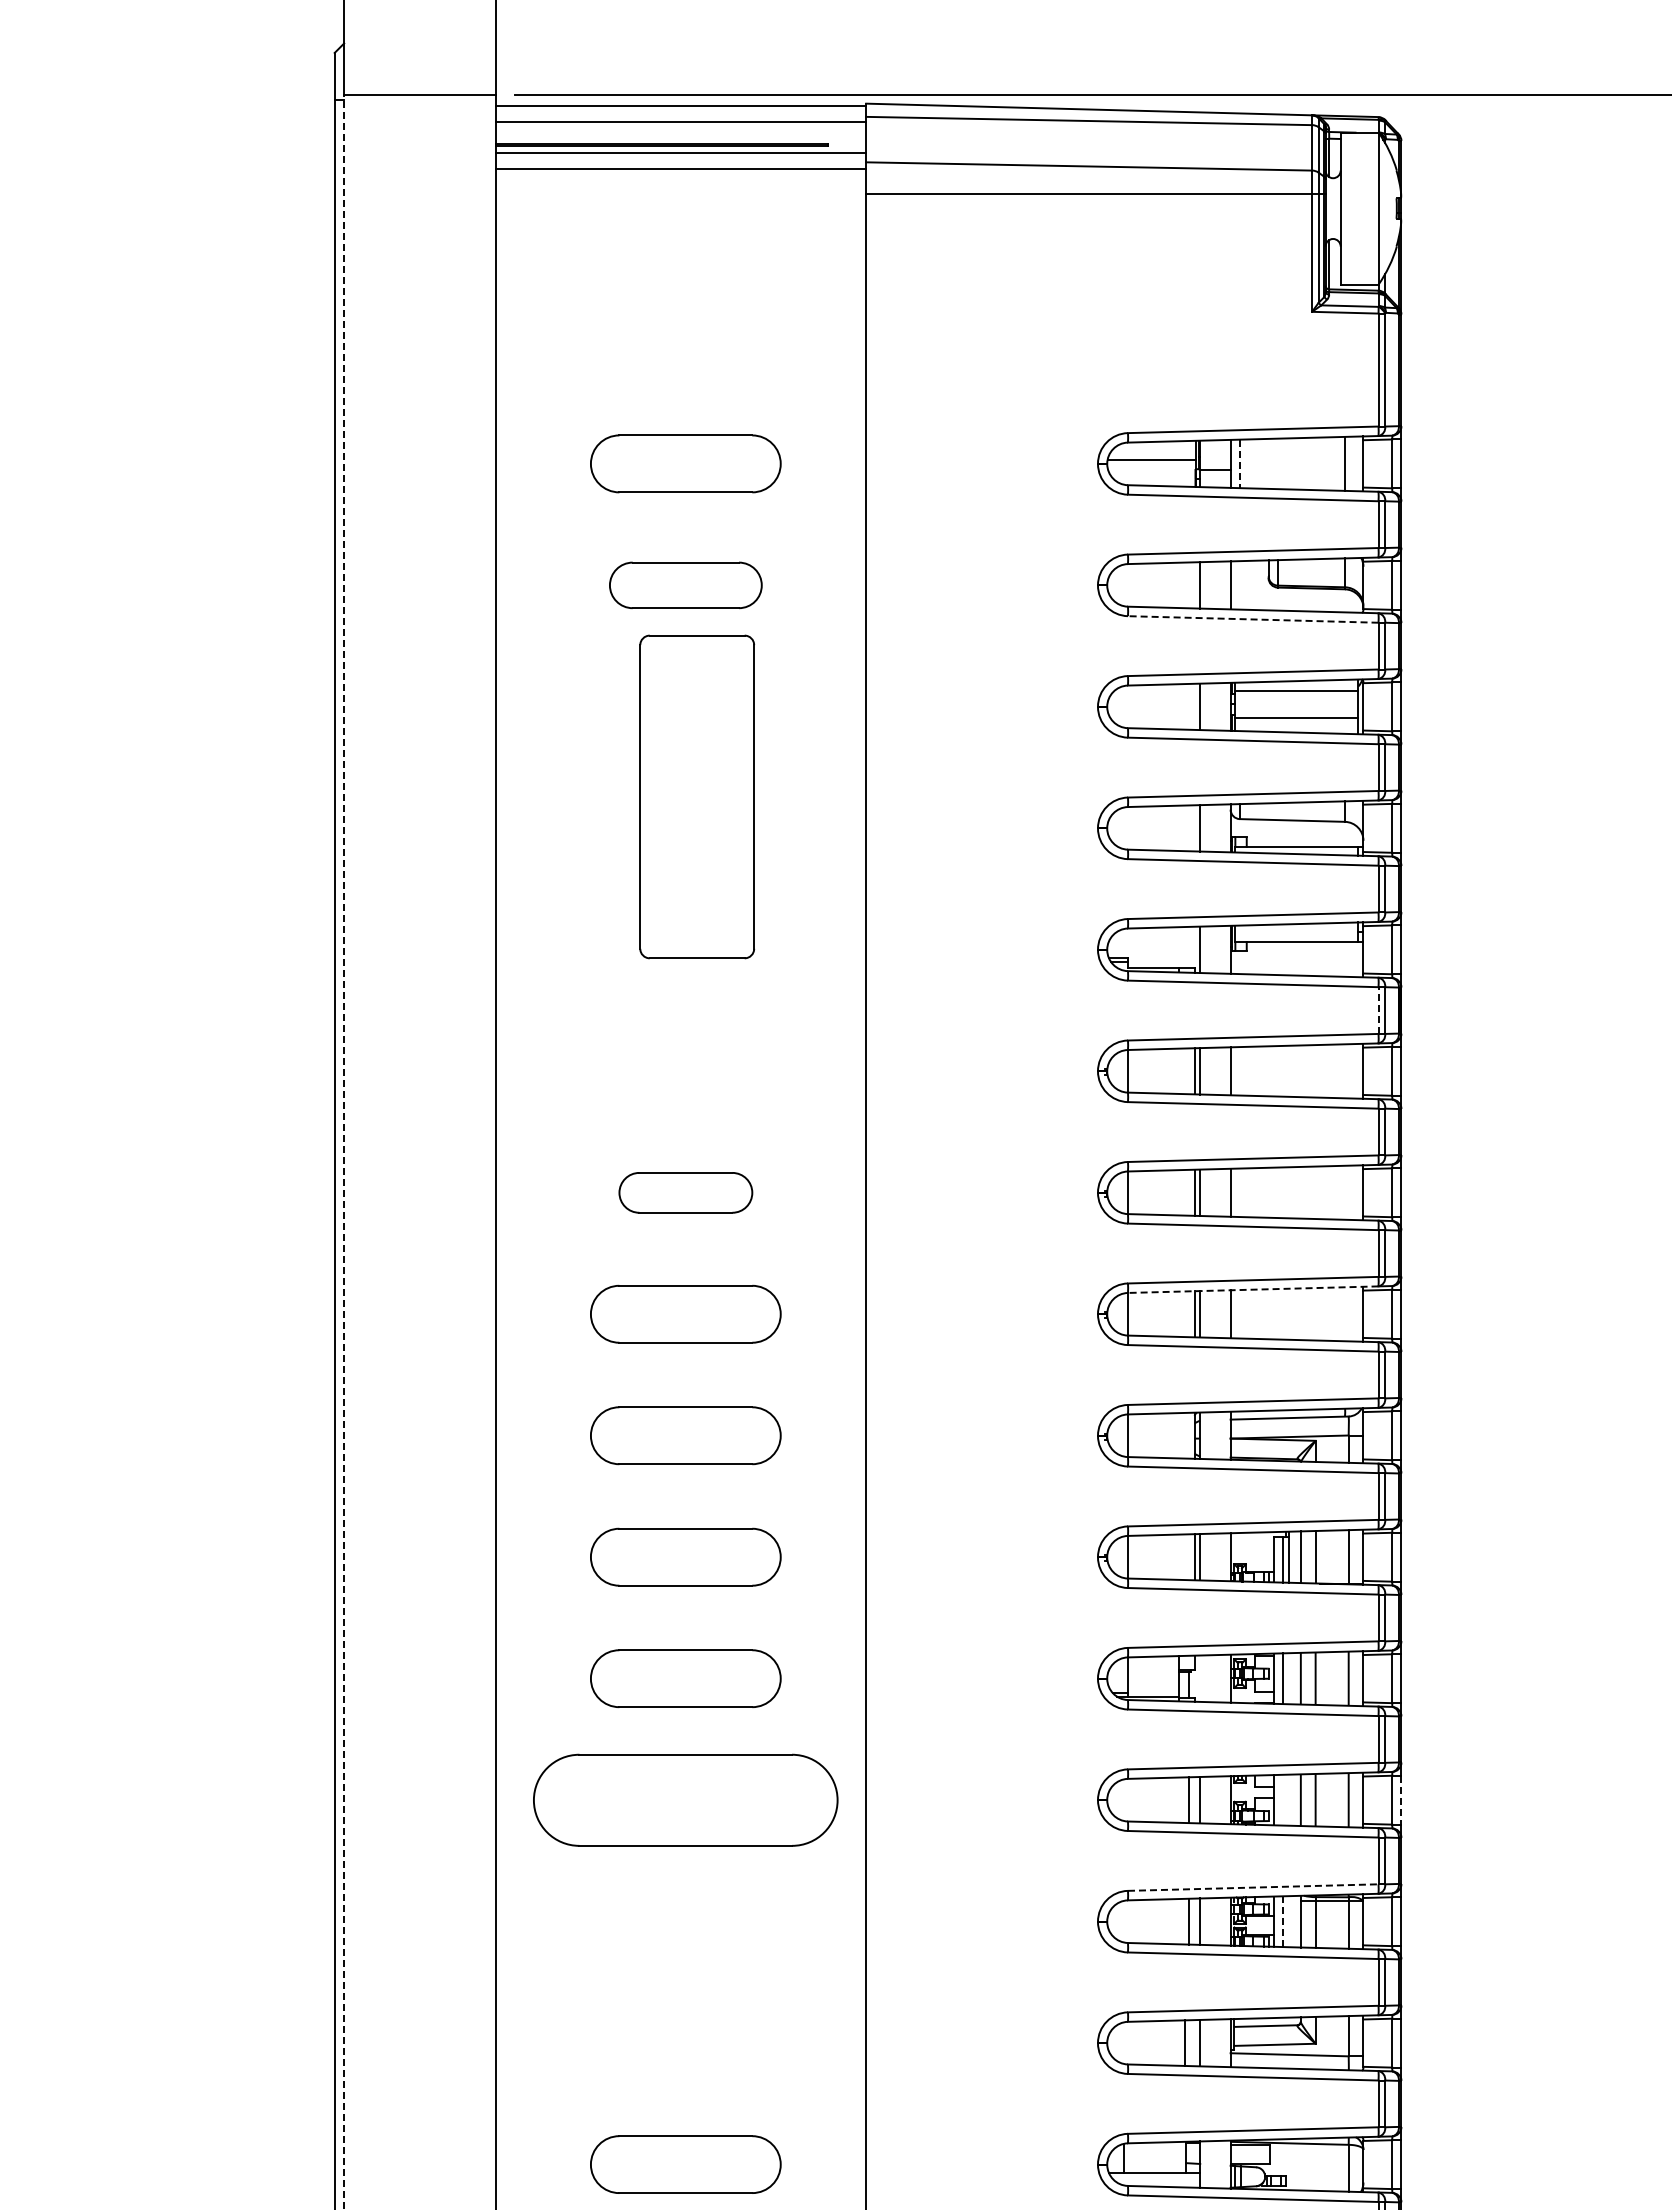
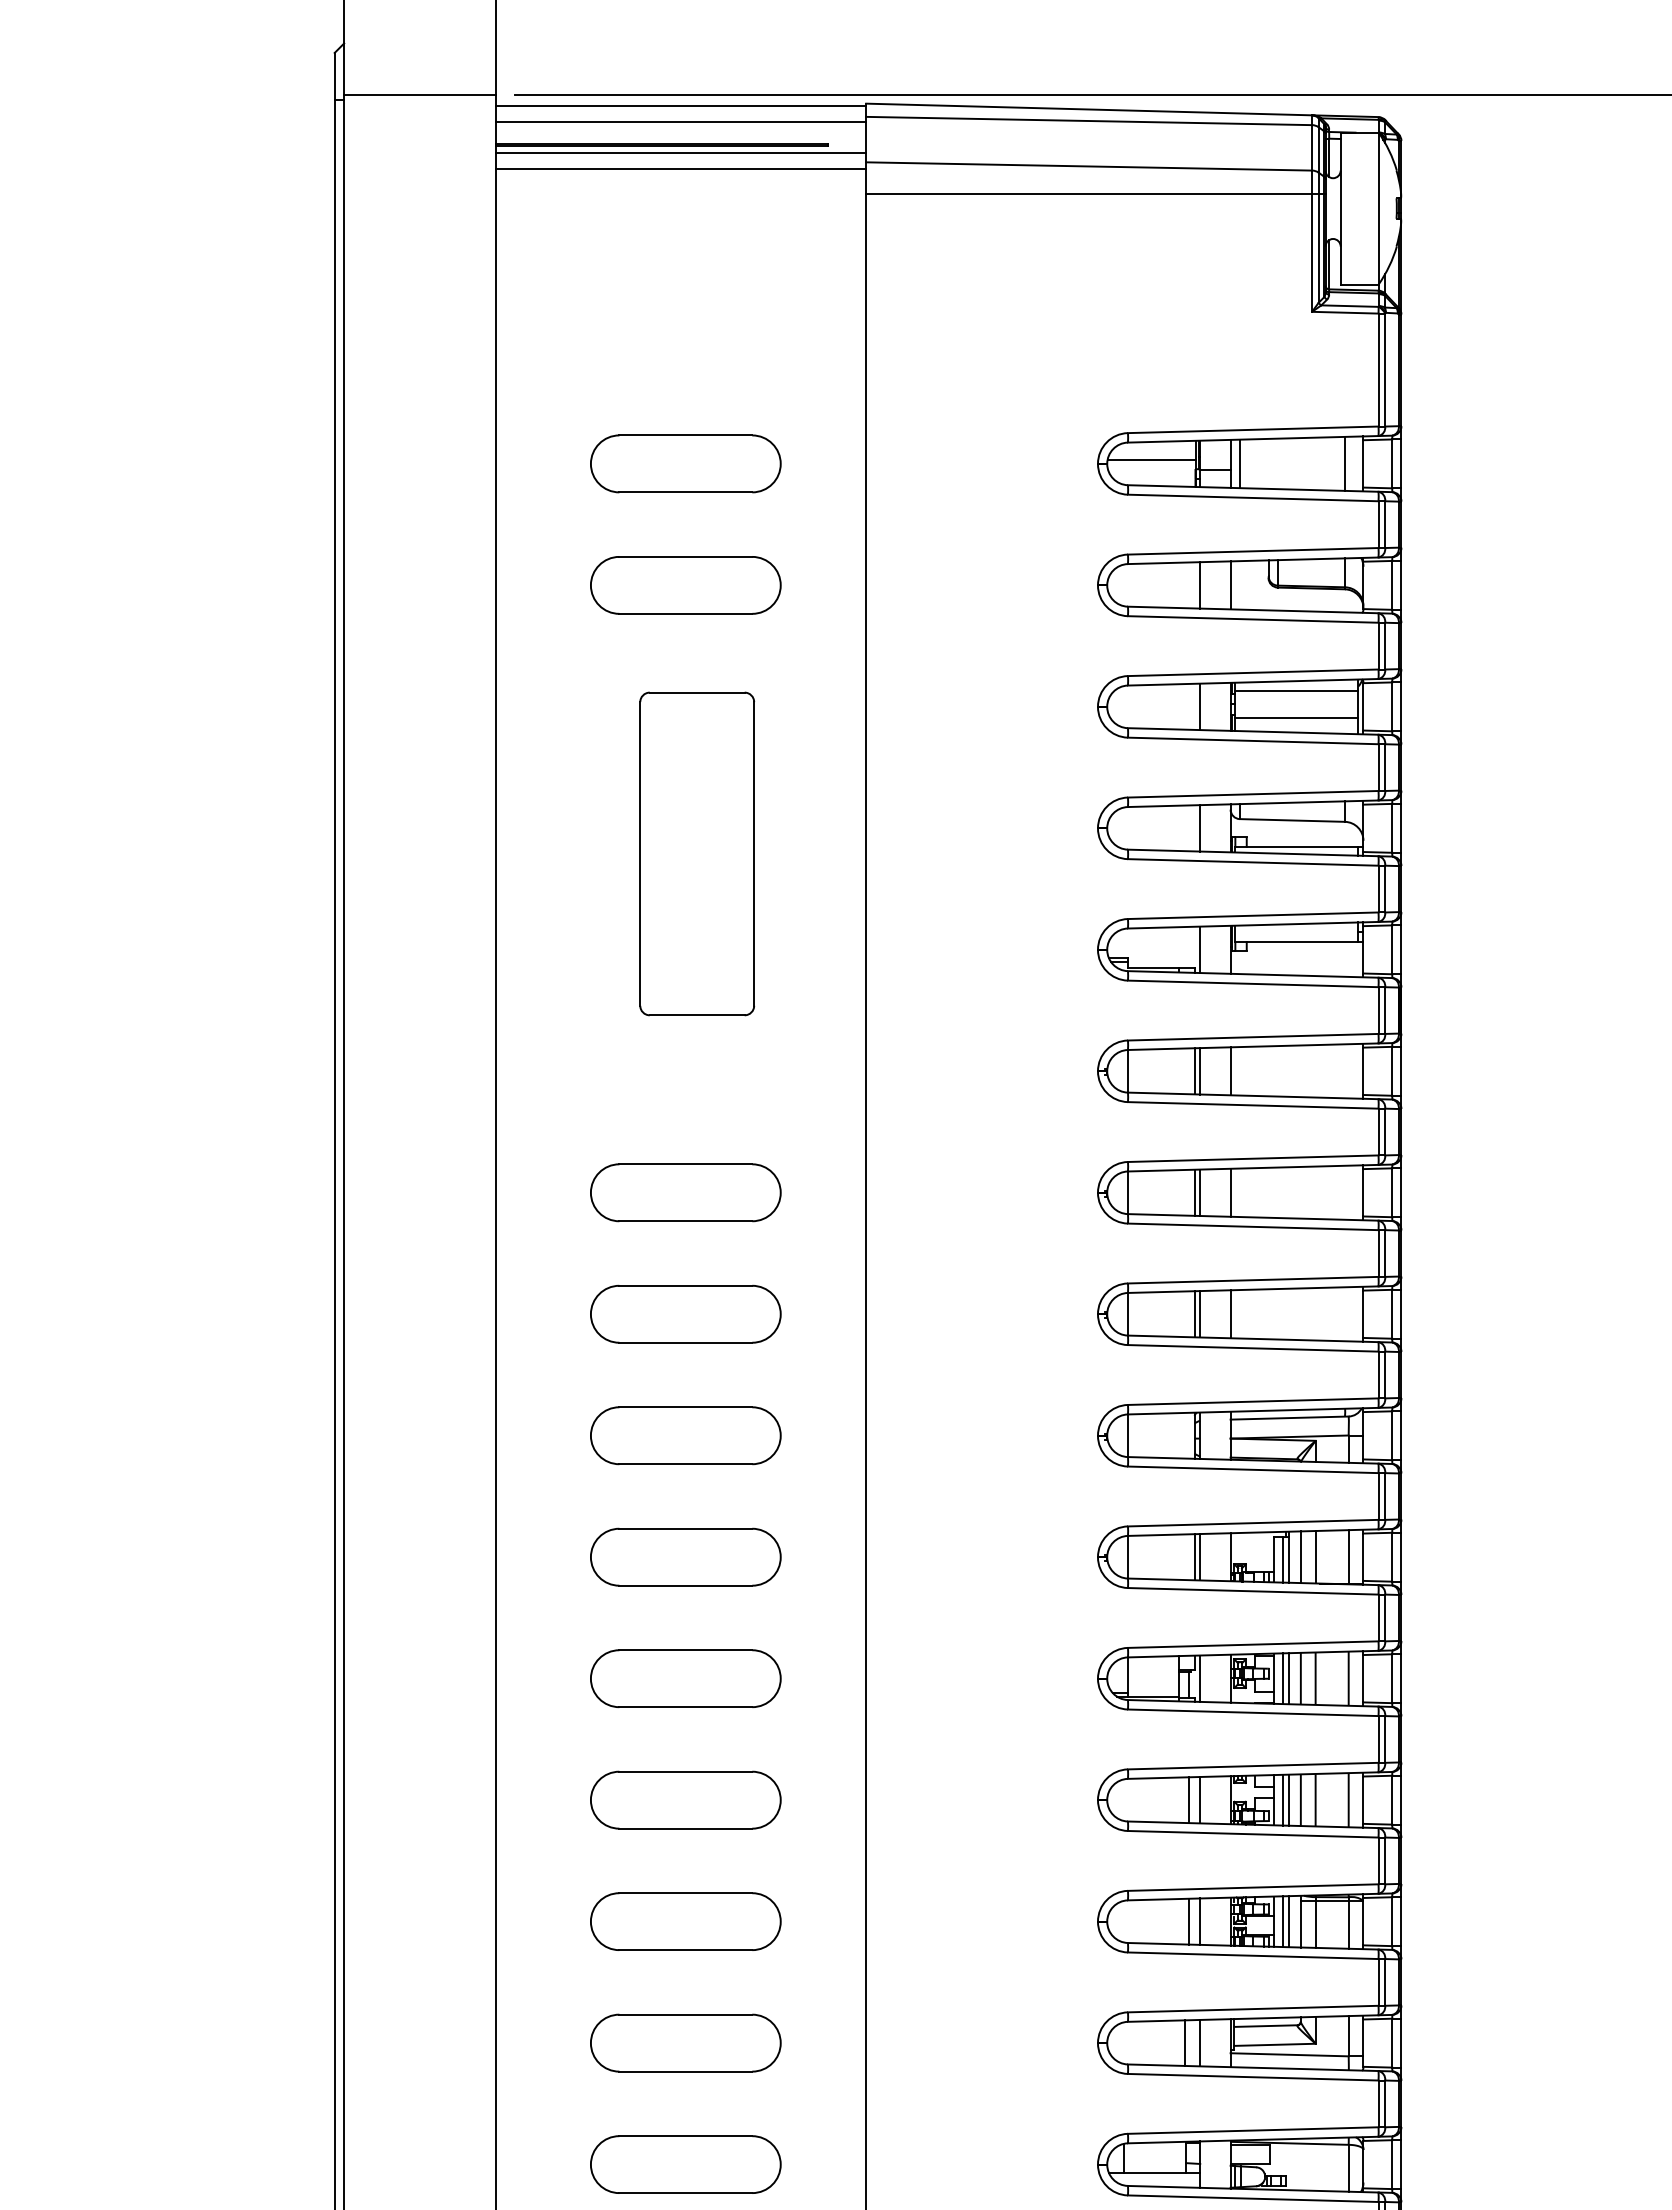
line: dashed -> solid (1239, 464)
part size: 154x49 px -> 192x59 px (685, 585)
line: dashed -> solid (1252, 619)
part position: (697, 796) -> (697, 853) (697, 853)
line: dashed -> solid (1378, 1010)
line: dashed -> solid (344, 1151)
part size: 136x42 px -> 192x60 px (685, 1192)
line: dashed -> solid (1252, 1289)
line: none -> present (1200, 1678)
line: none -> present (1289, 1678)
part size: 306x94 px -> 192x60 px (685, 1799)
line: none -> present (1282, 1799)
line: none -> present (1289, 1799)
line: dashed -> solid (1401, 1800)
line: dashed -> solid (1253, 1887)
part: none -> present (685, 1921)
line: dashed -> solid (1282, 1921)
line: none -> present (1289, 1921)
part: none -> present (685, 2042)
